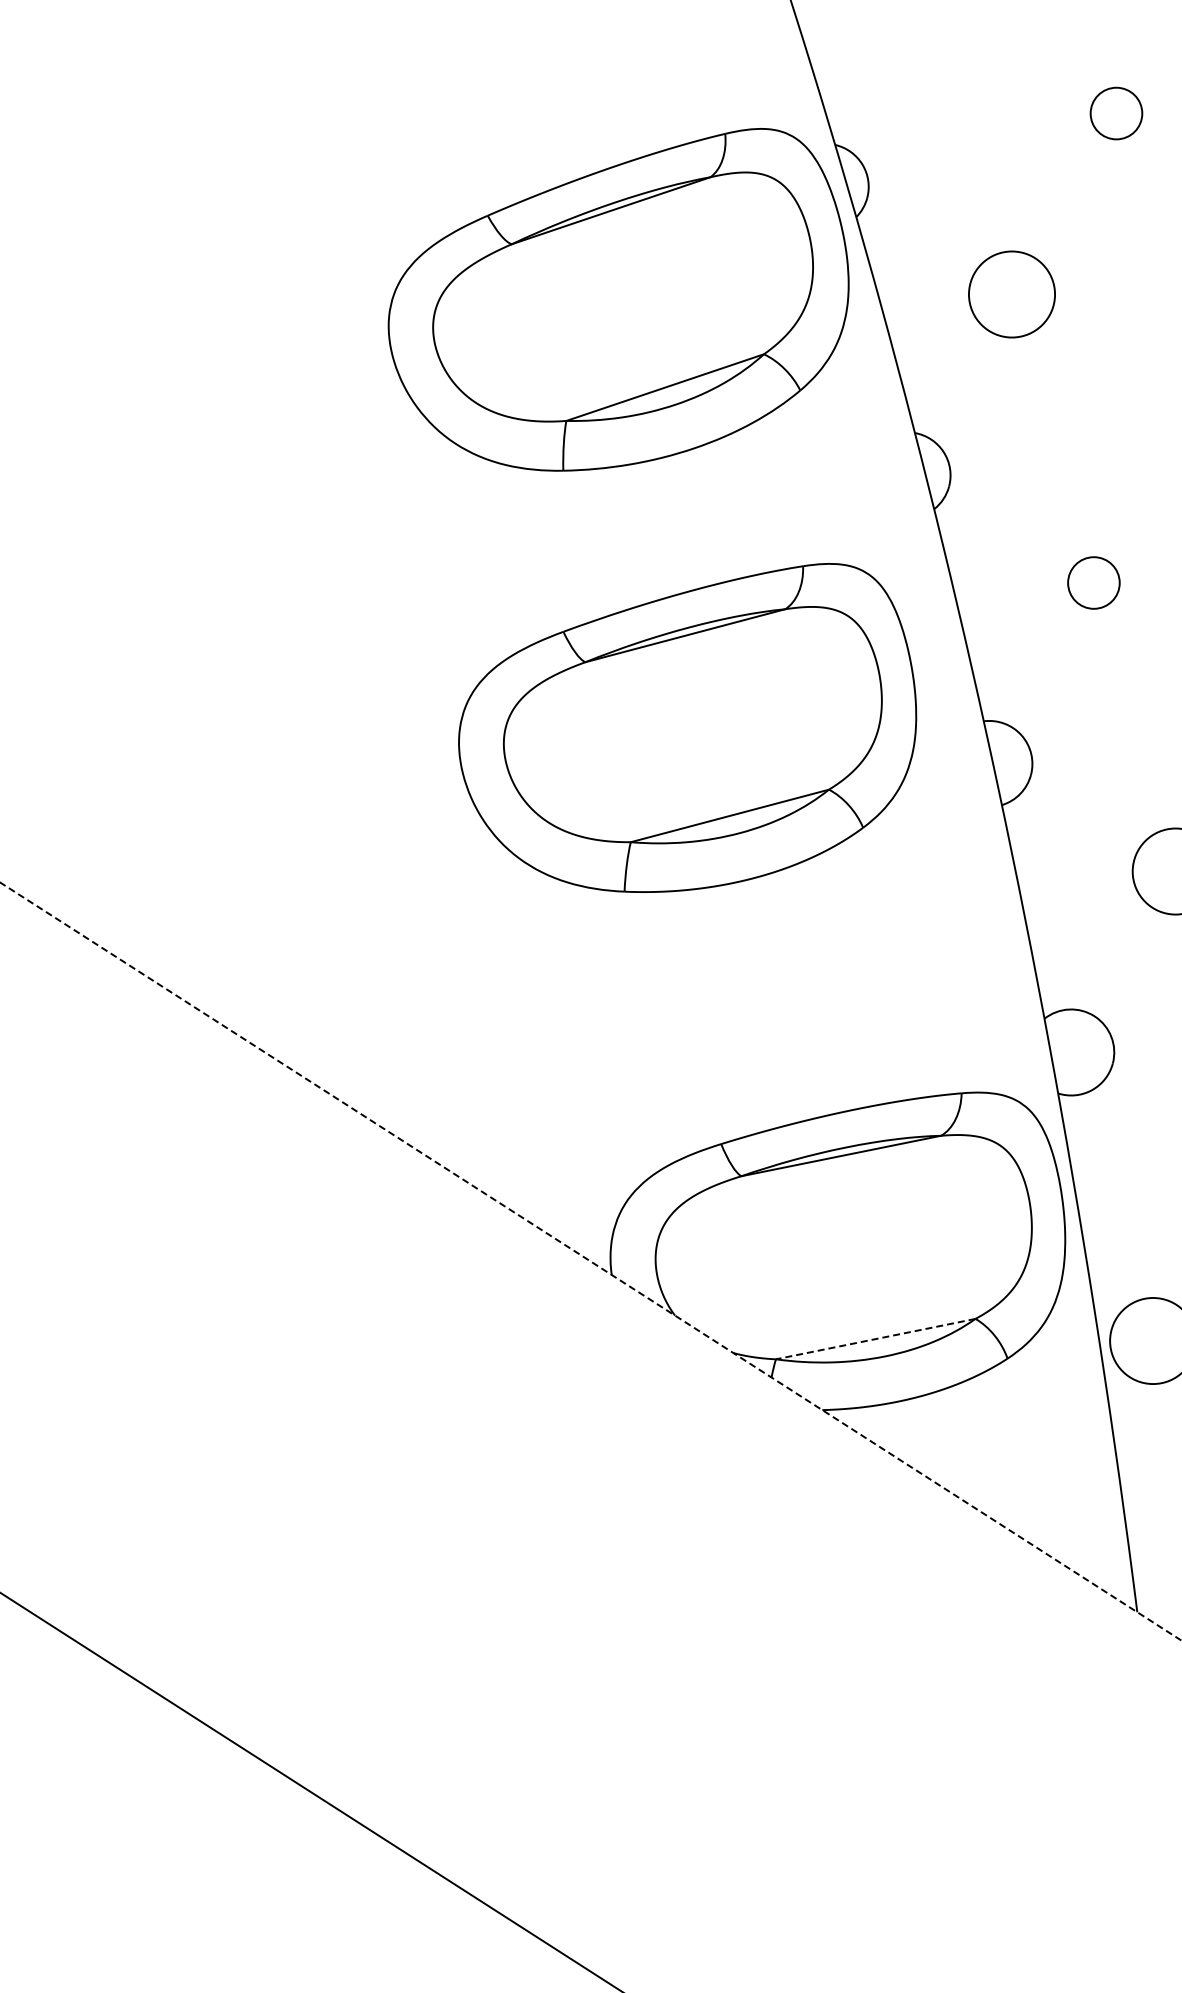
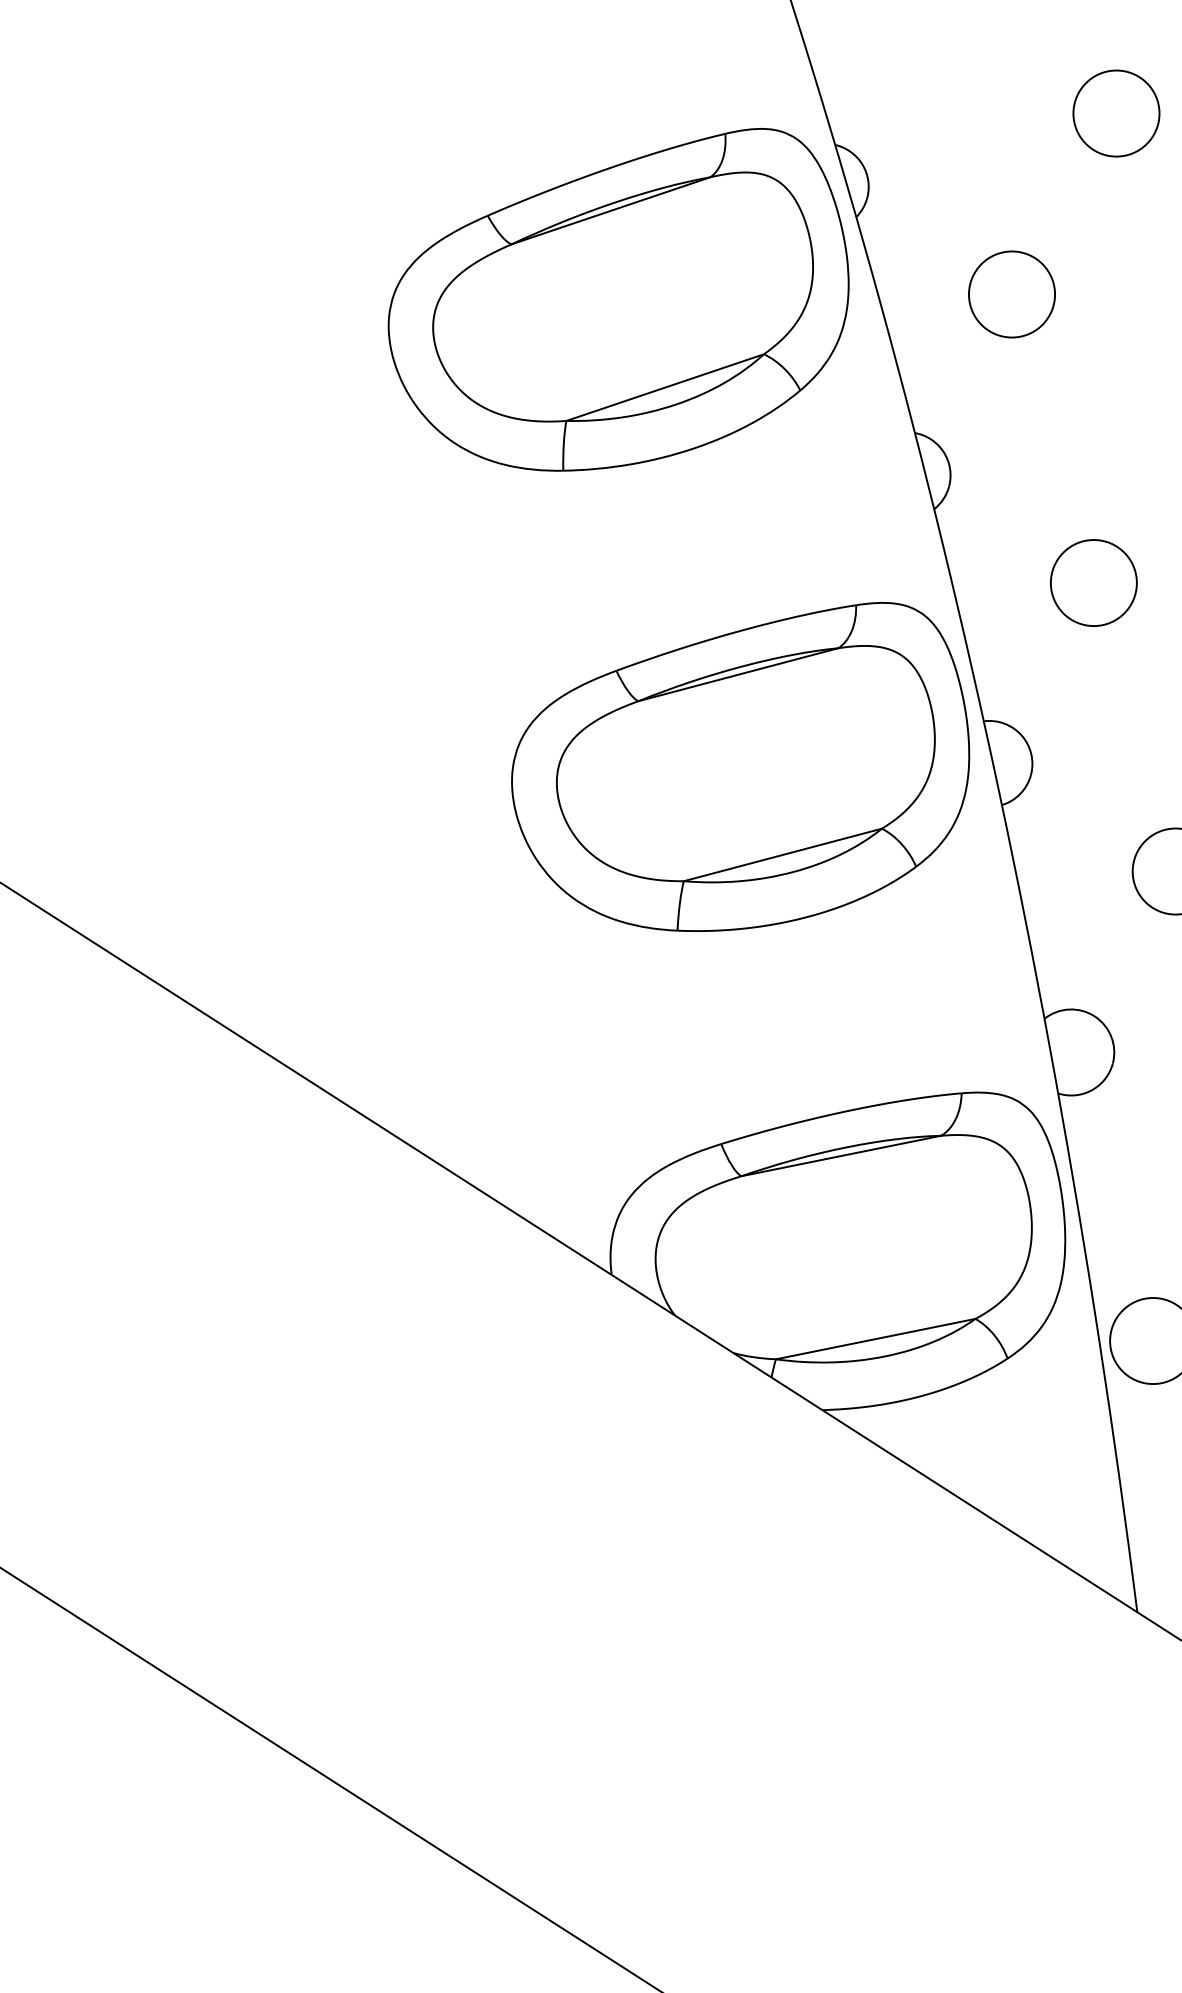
circle diameter: 52 px -> 86 px (1116, 113)
circle size: 54x54 px -> 88x88 px (1093, 582)
part position: (687, 727) -> (740, 766) (740, 766)
line: dashed -> solid (591, 1261)
line: dashed -> solid (875, 1339)
line position: (310, 1791) -> (330, 1779) (330, 1779)
